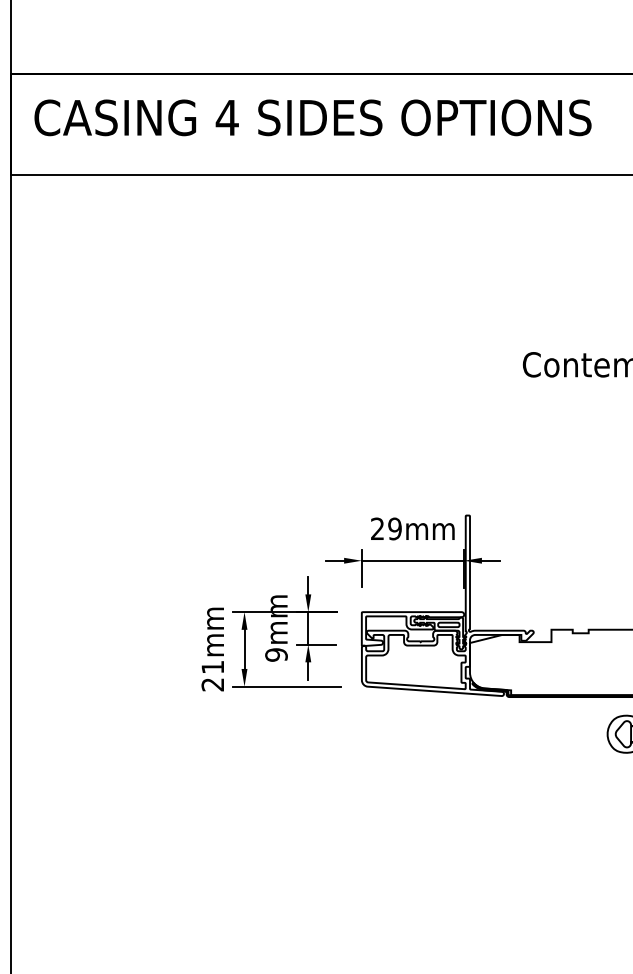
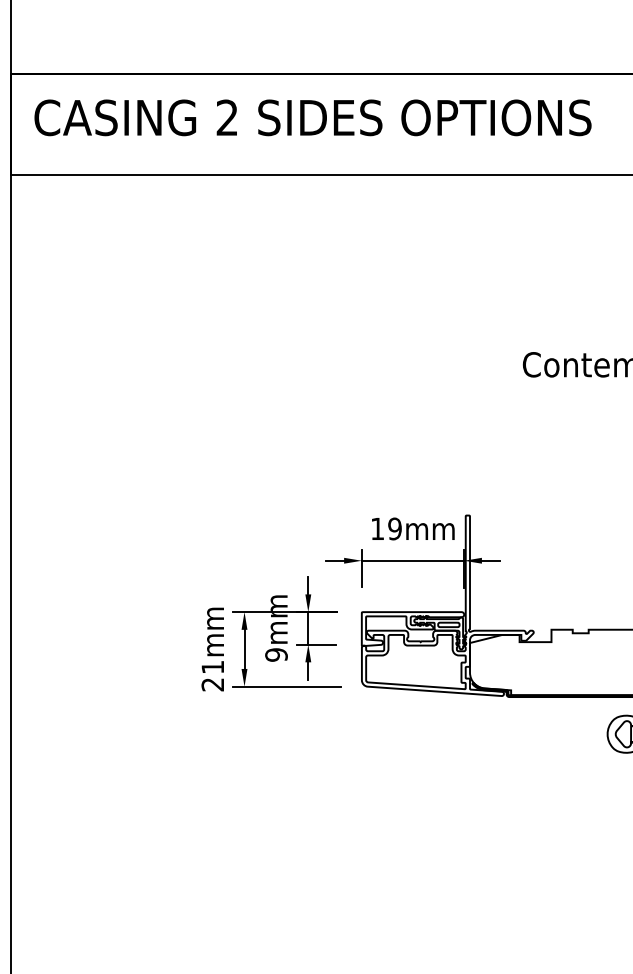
text: 4 -> 2 (226, 117)
text: 29mm -> 19mm (377, 528)
